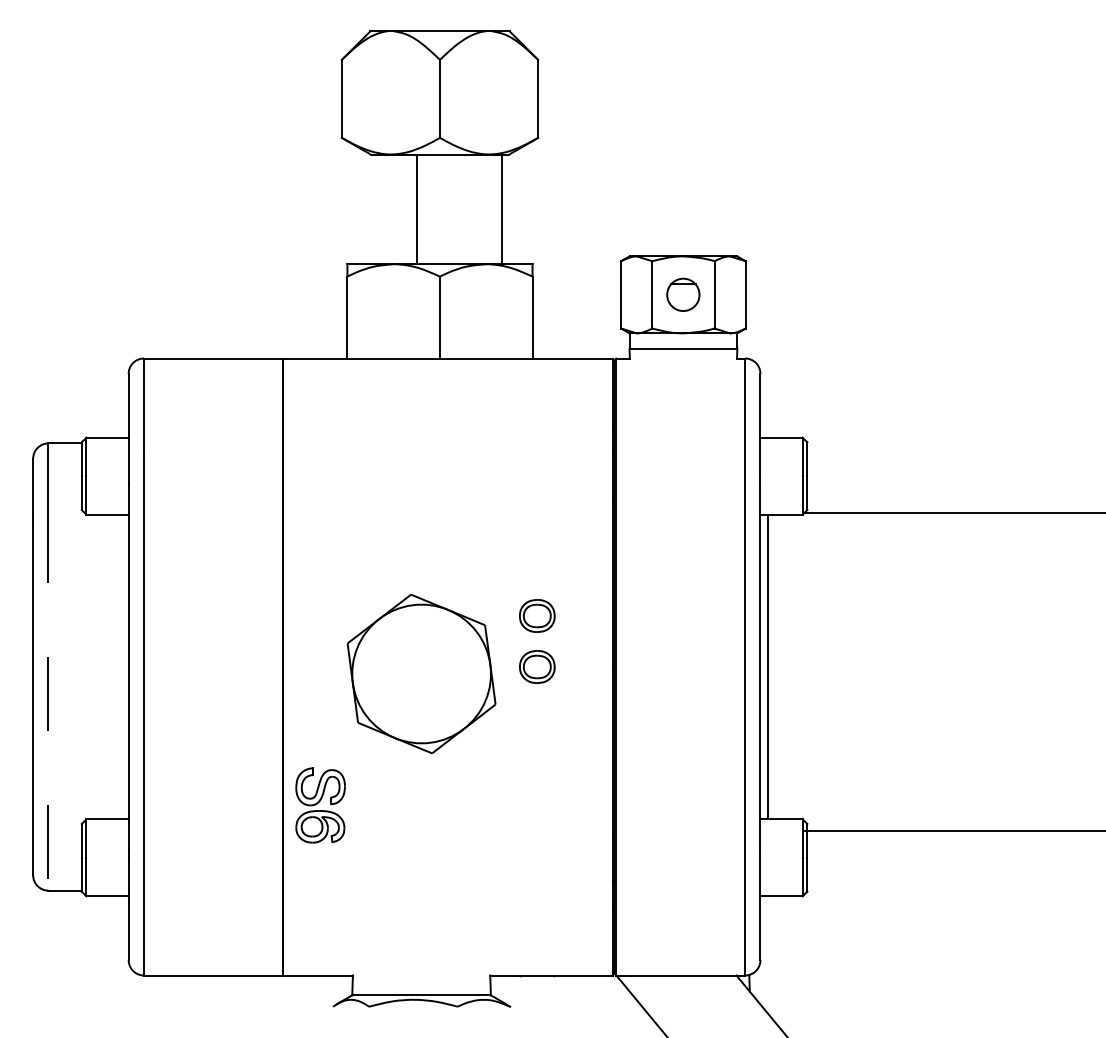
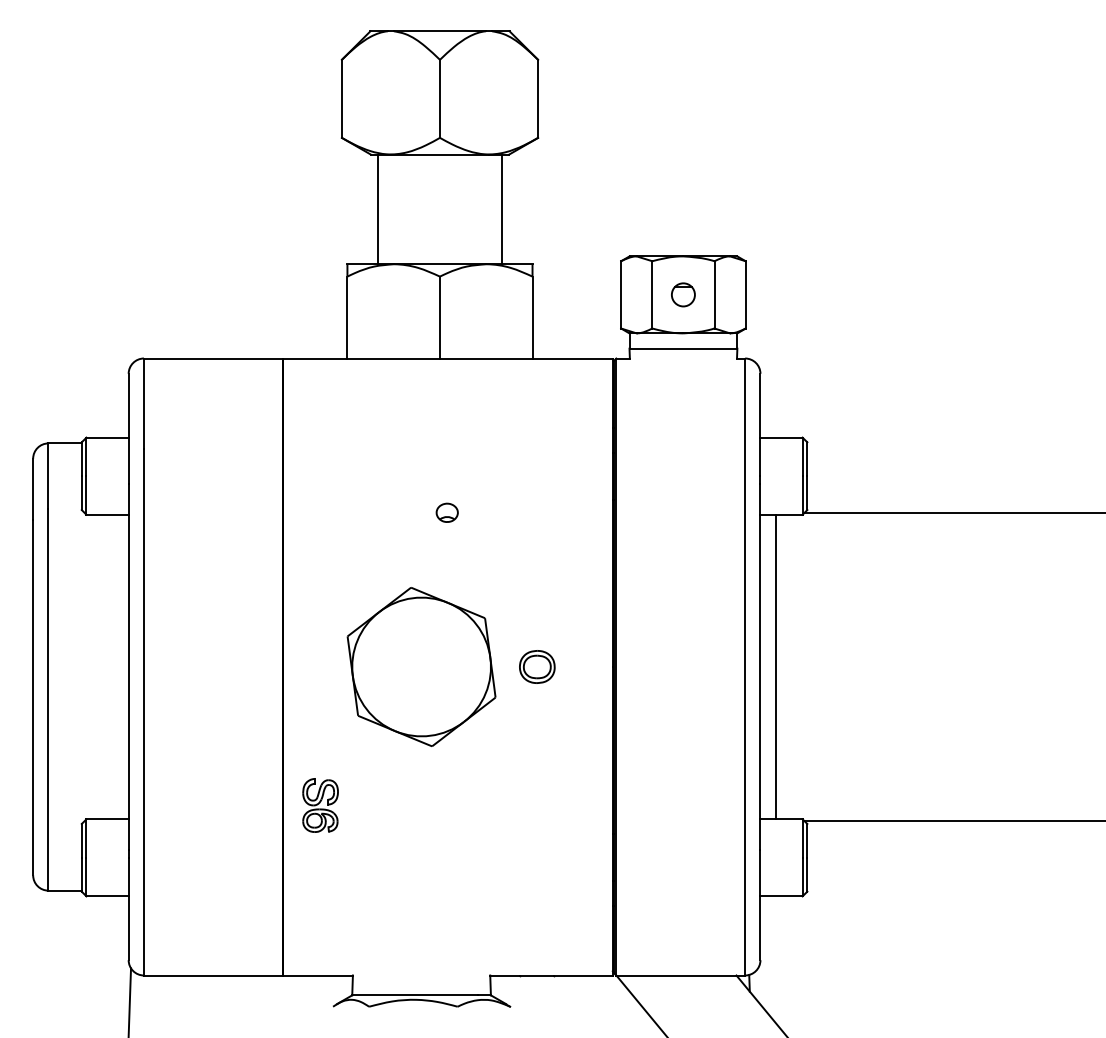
line position: (417, 209) -> (378, 209) (378, 209)
part size: 35x35 px -> 25x26 px (683, 294)
part: none -> present (446, 512)
part: present -> none (537, 615)
line position: (767, 666) -> (775, 666) (775, 666)
part position: (421, 673) -> (421, 666) (421, 666)
line: dashed -> solid (48, 699)
part size: 51x77 px -> 37x55 px (320, 805)
line position: (953, 831) -> (953, 821) (953, 821)
line: none -> present (129, 1001)
